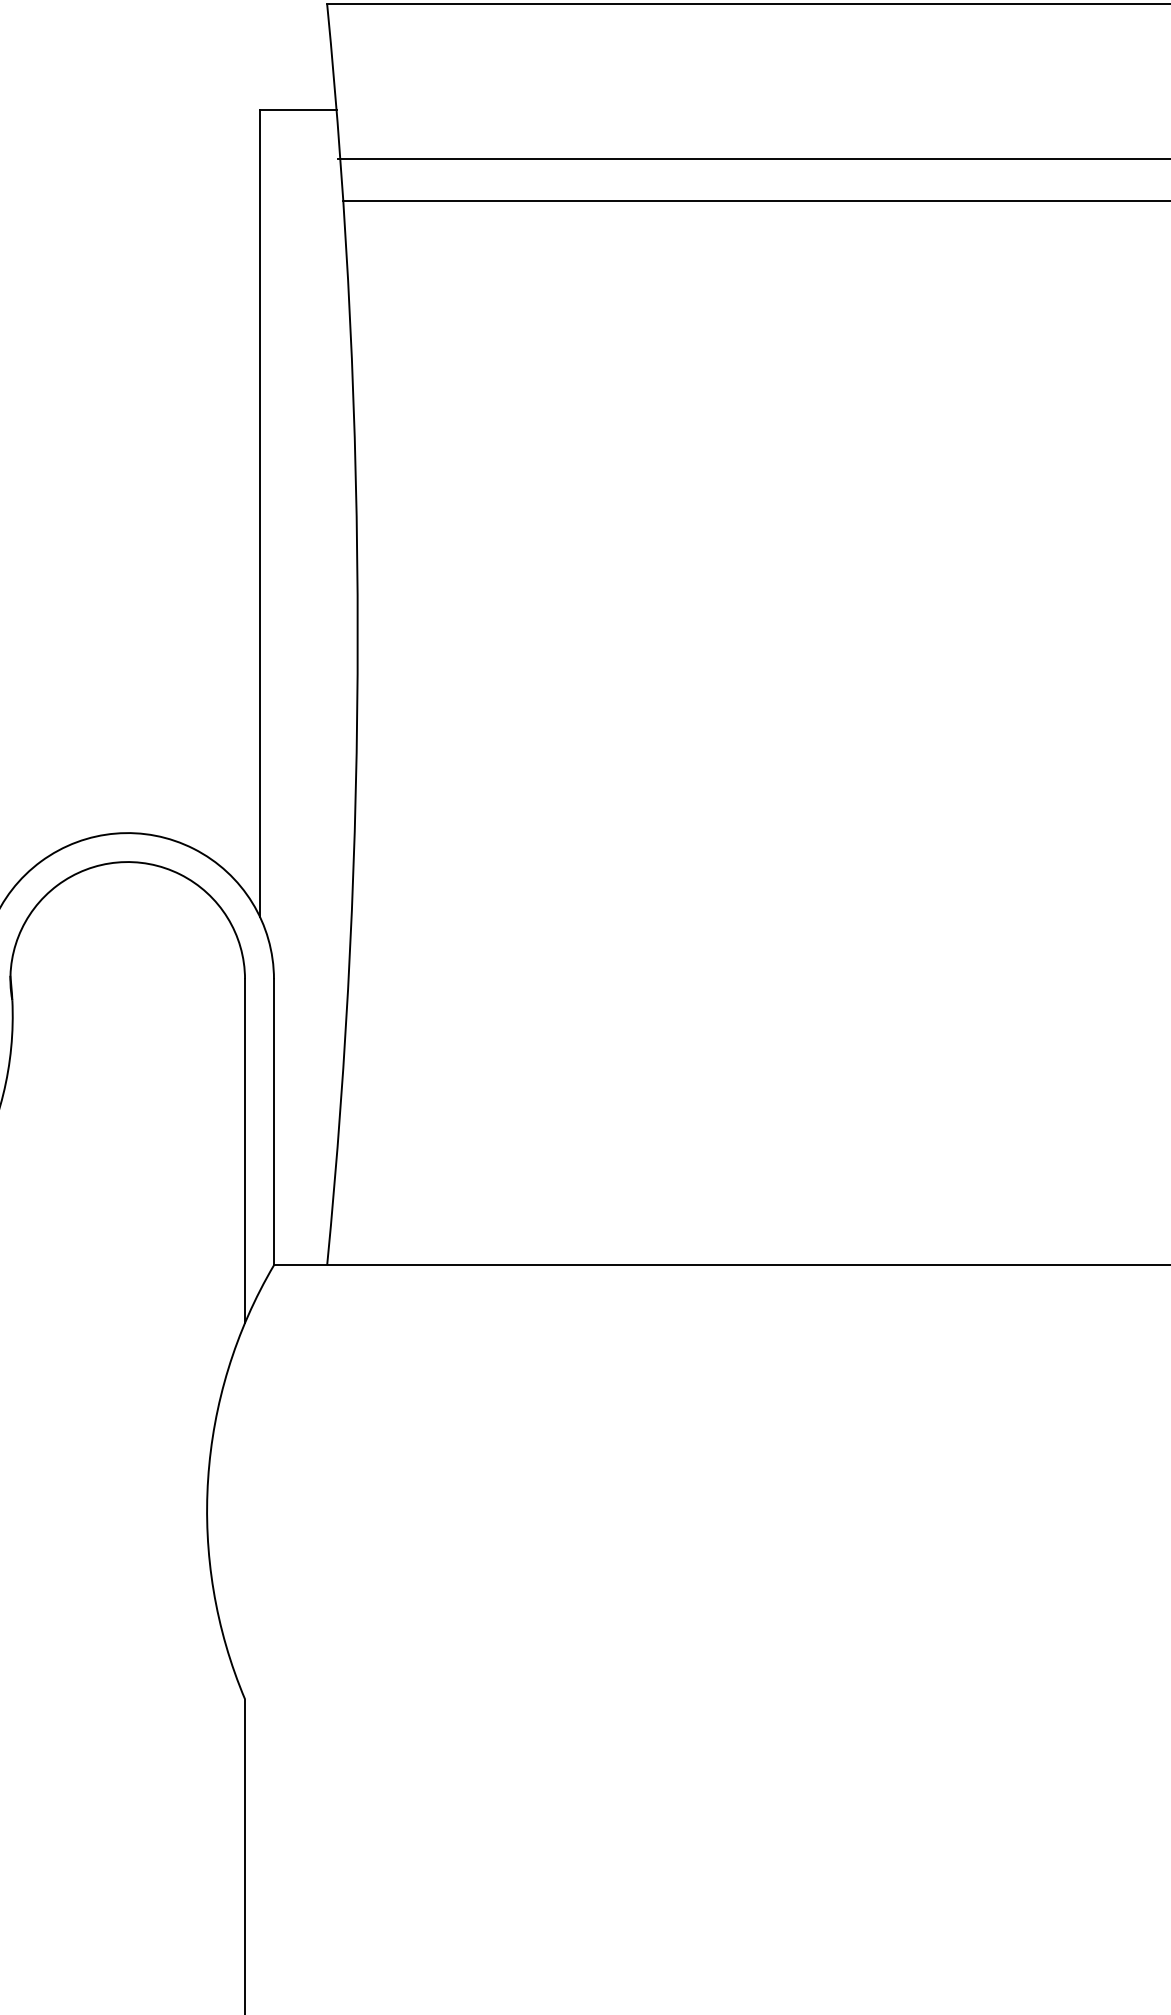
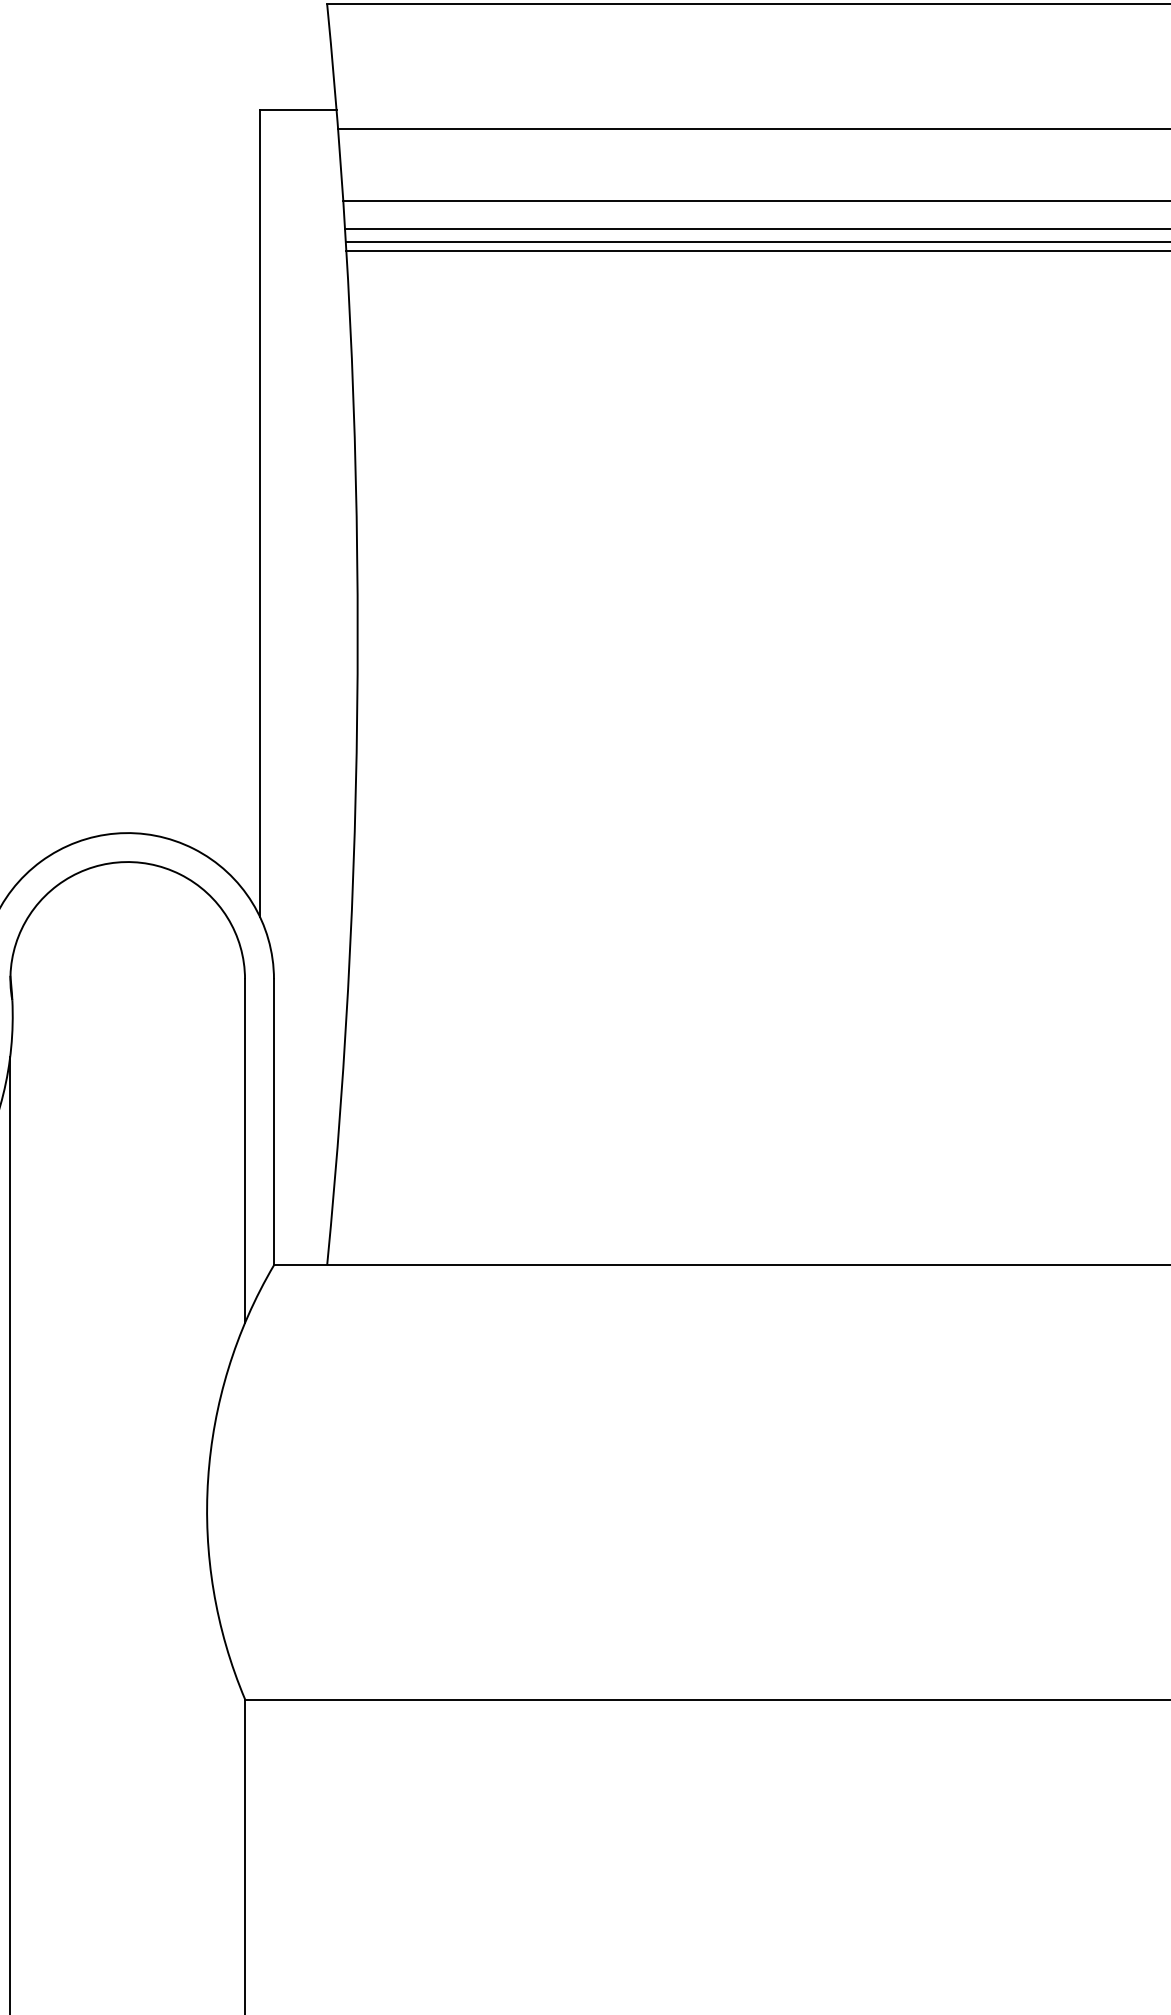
line position: (752, 158) -> (752, 128) (752, 128)
line: none -> present (755, 228)
line: none -> present (756, 242)
line: none -> present (756, 251)
line: none -> present (10, 1533)
line: none -> present (706, 1699)
